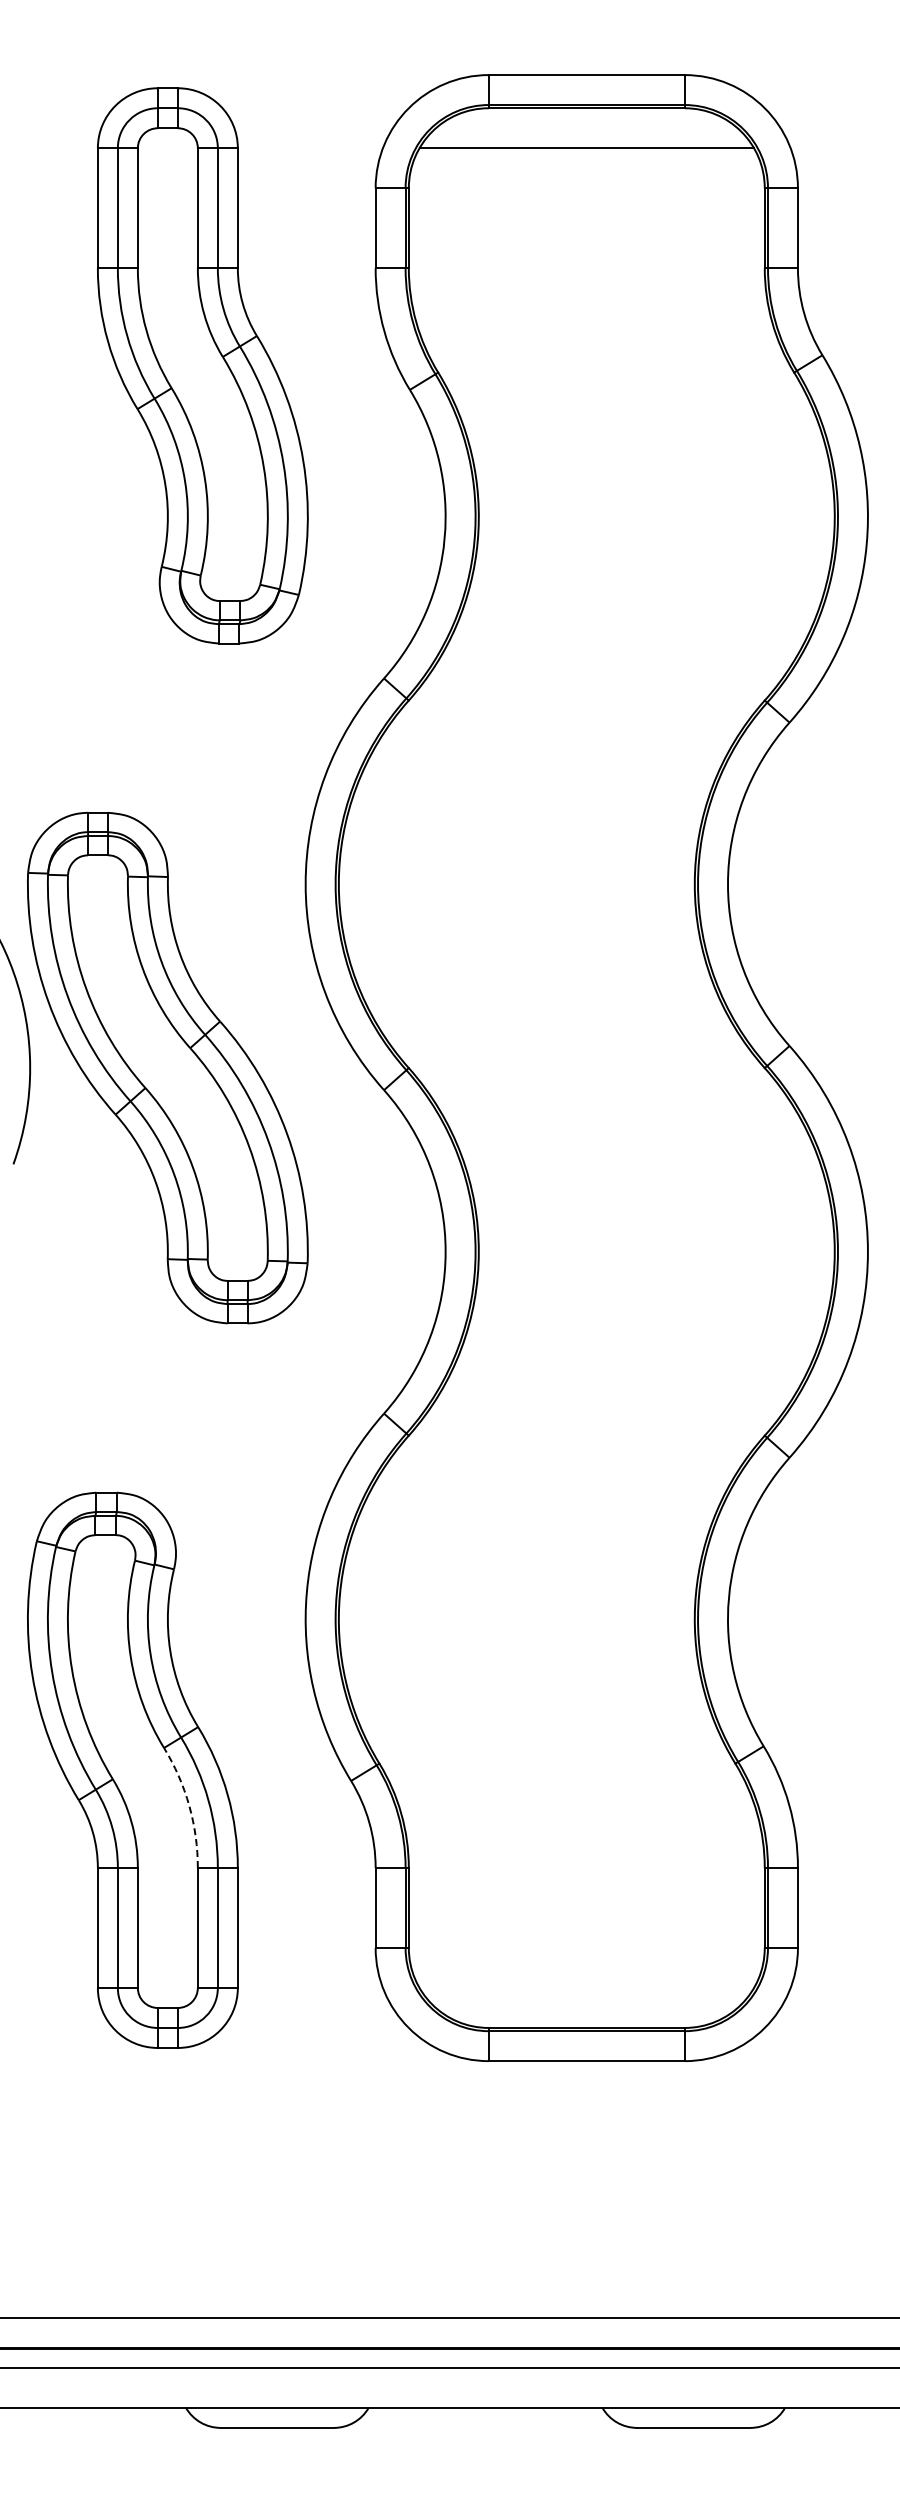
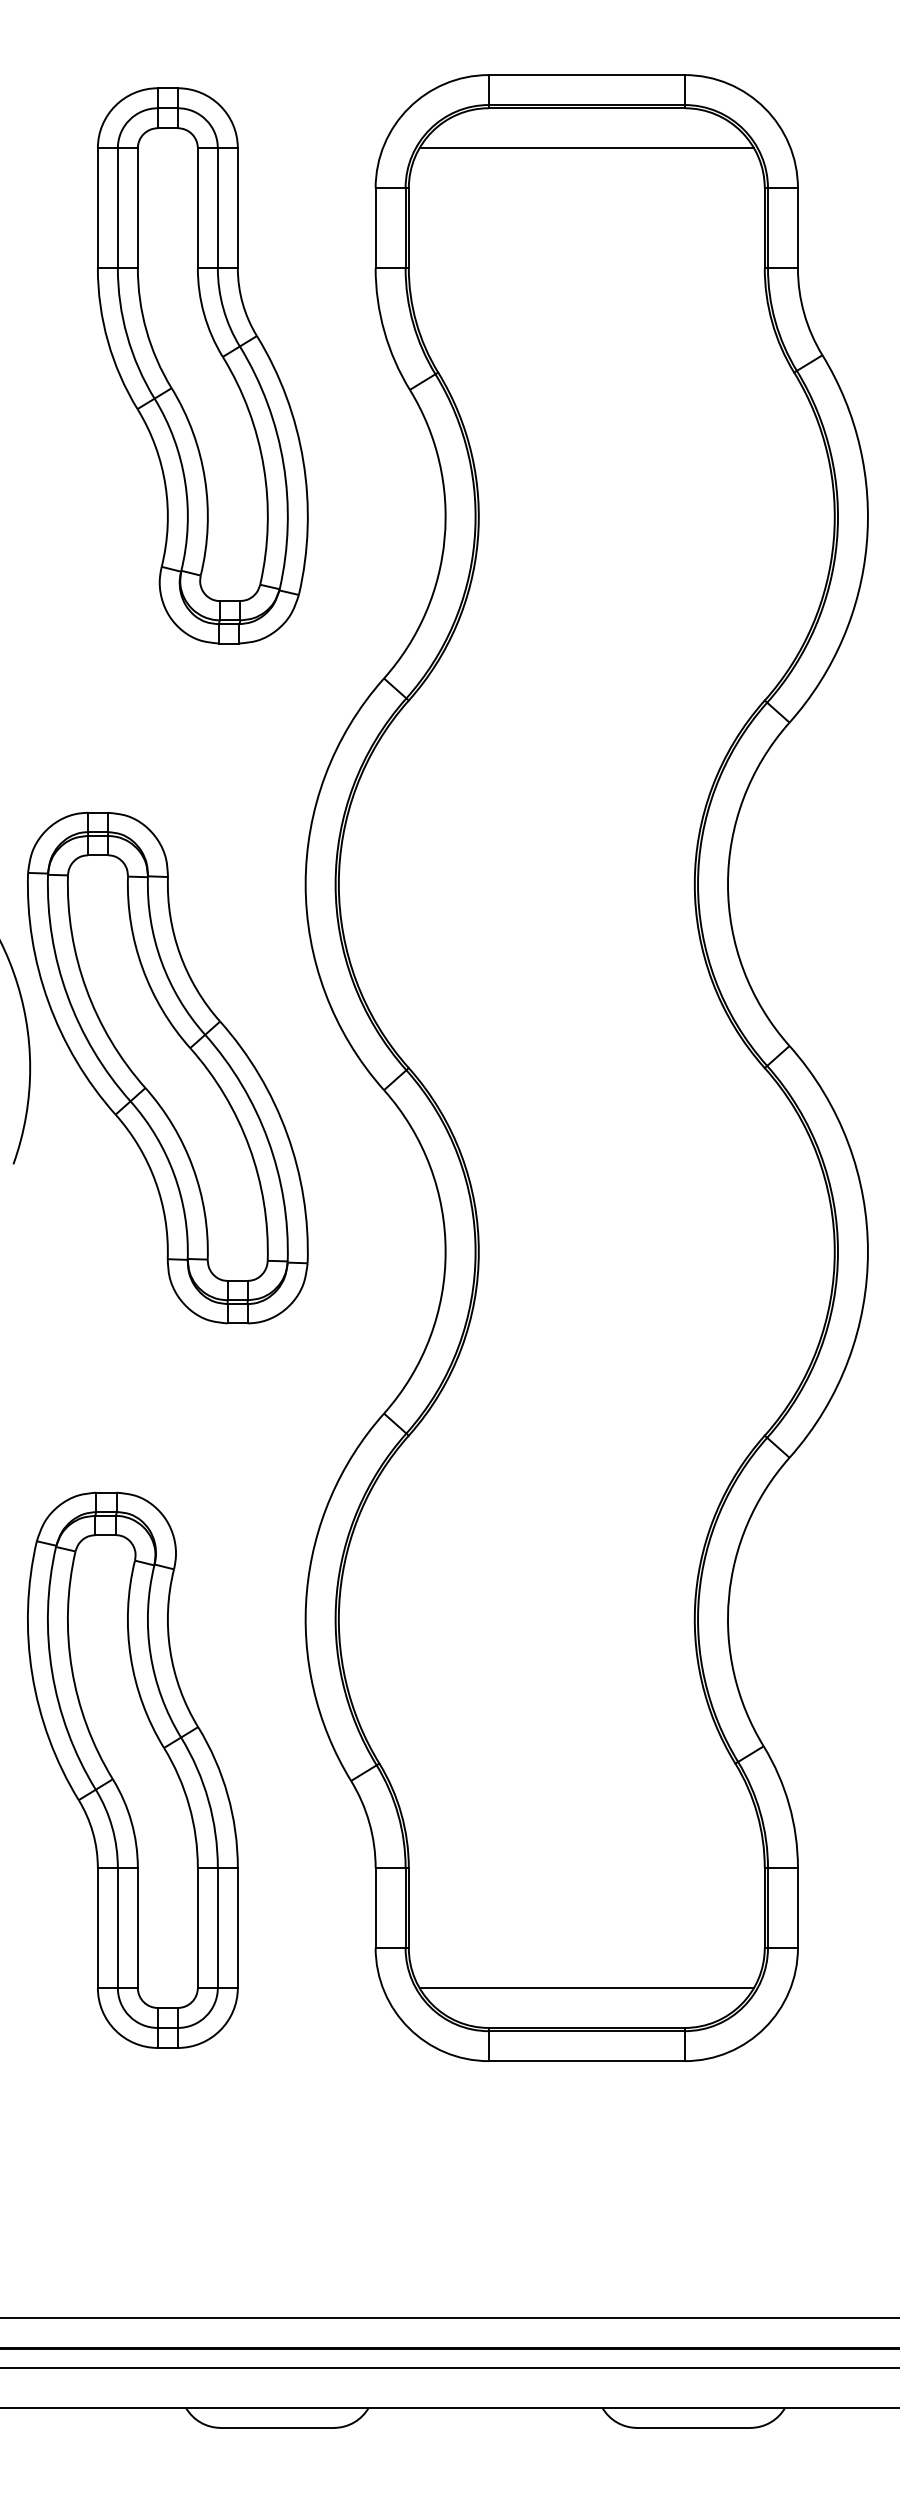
arc: dashed -> solid (189, 1805)
line: none -> present (586, 1987)
